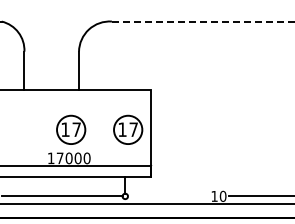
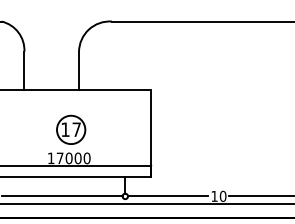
line: dashed -> solid (203, 21)
part: present -> none (128, 129)
line: none -> present (168, 196)
